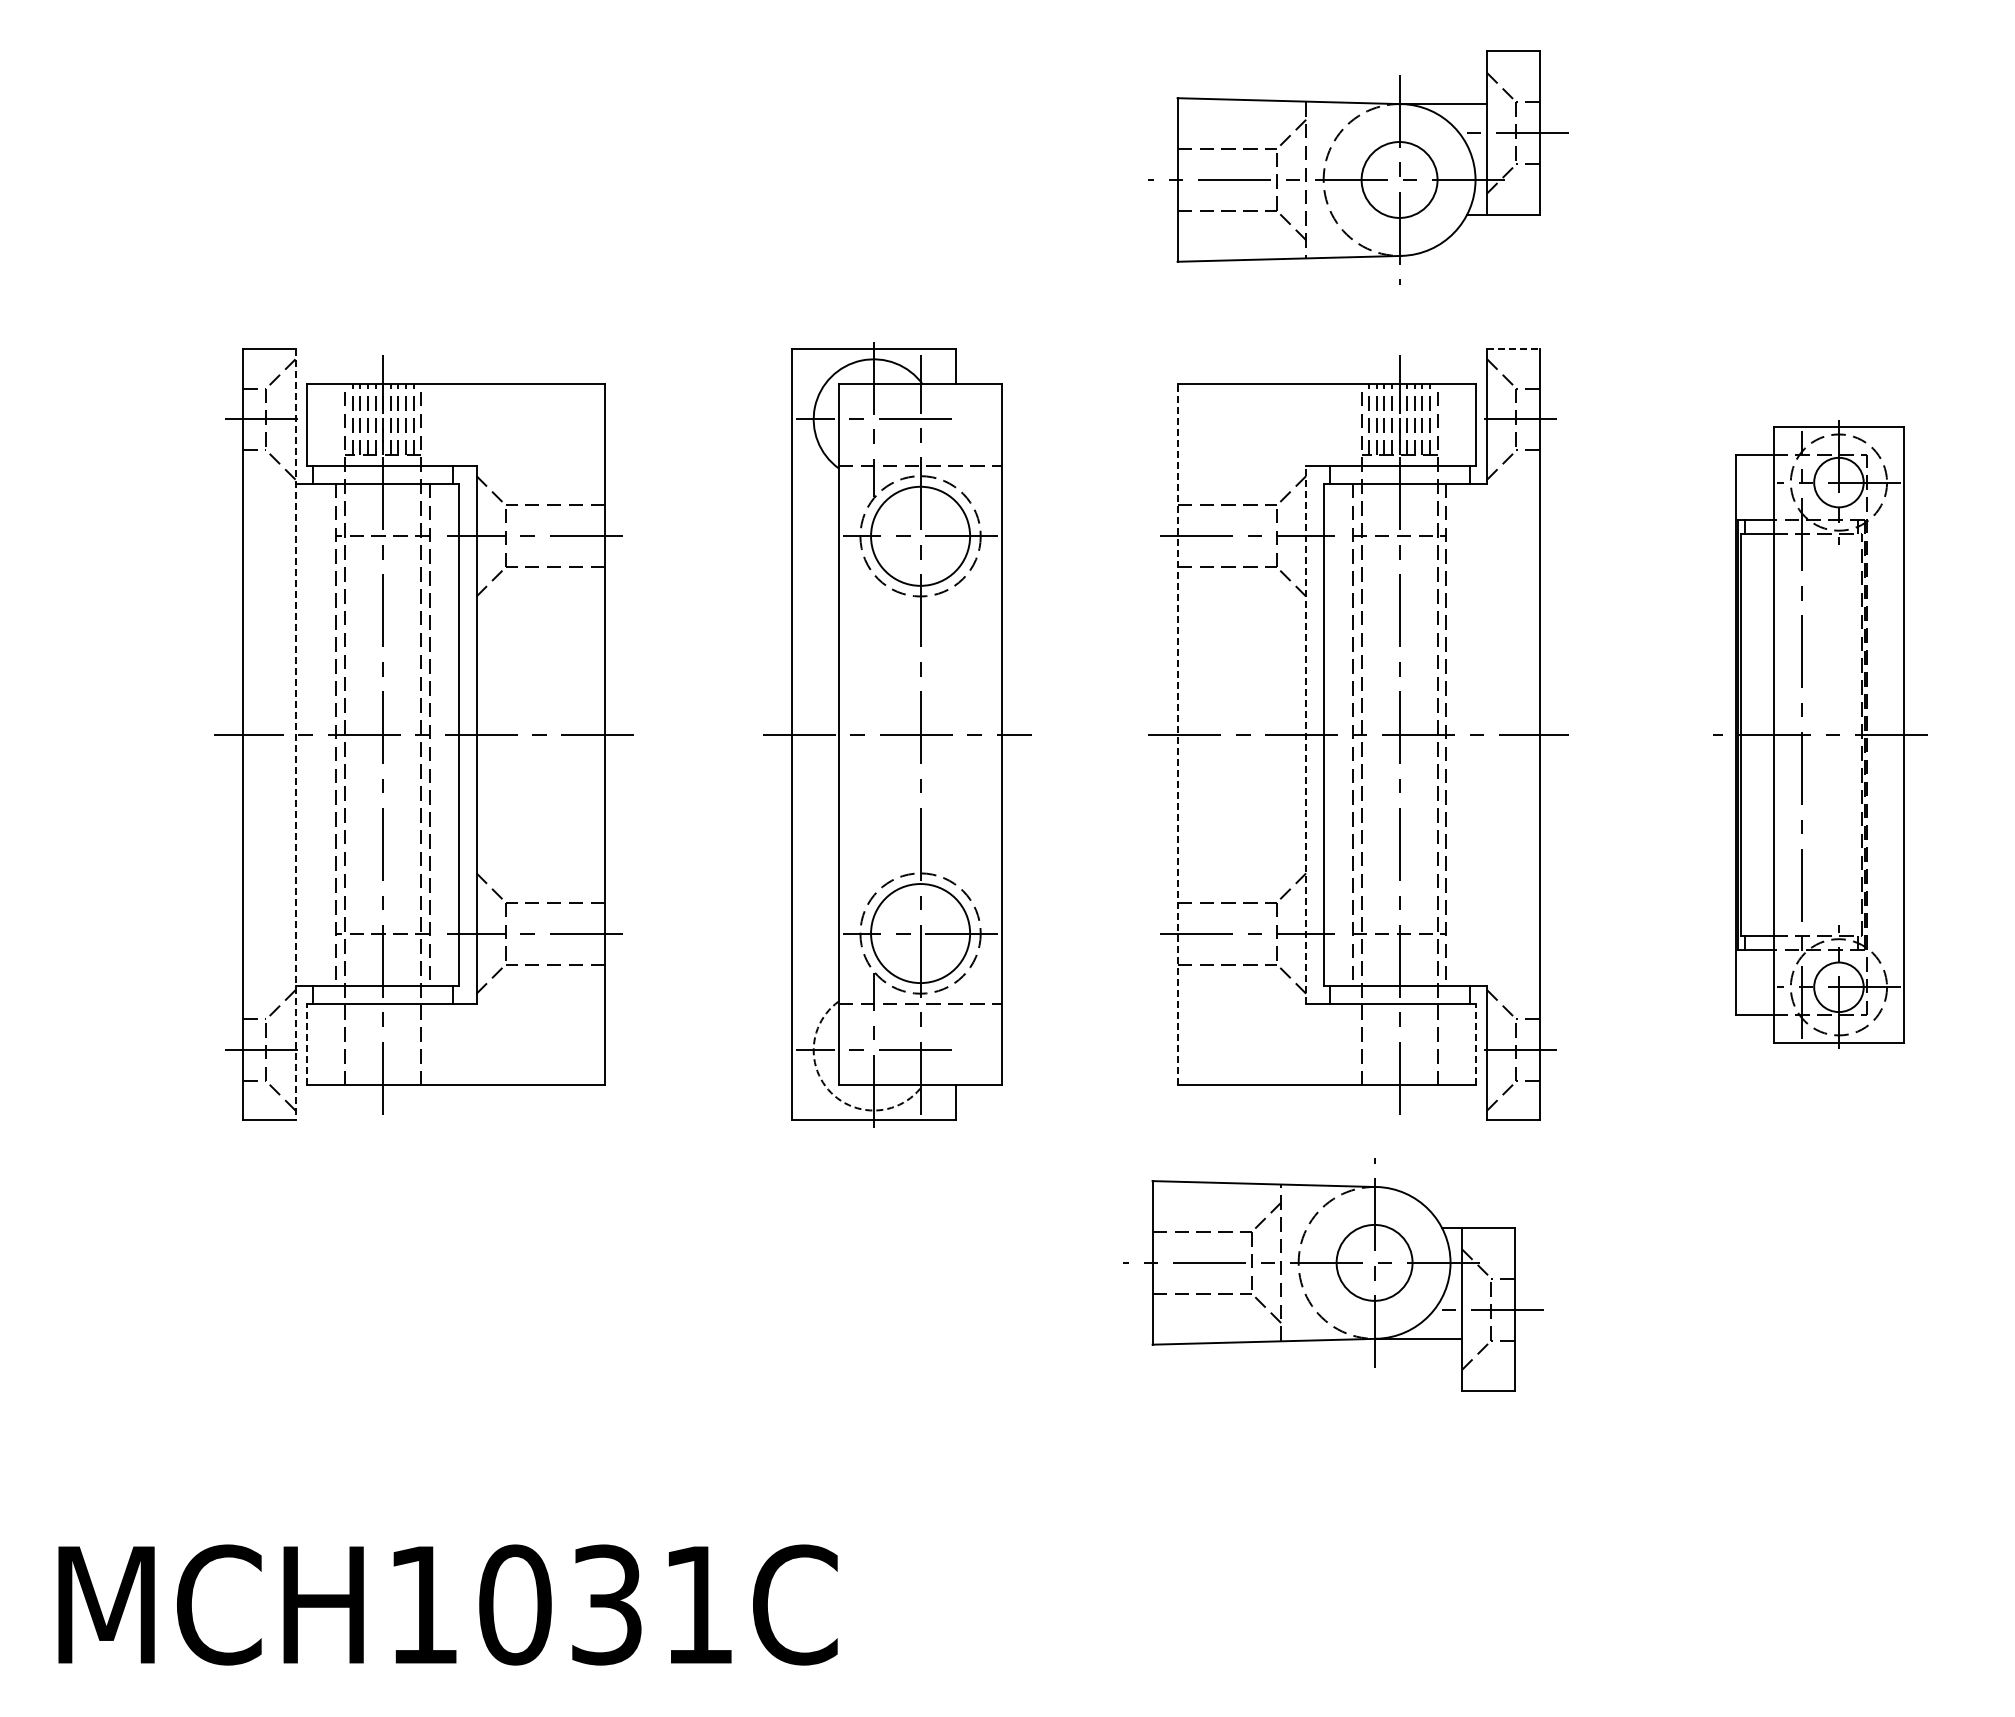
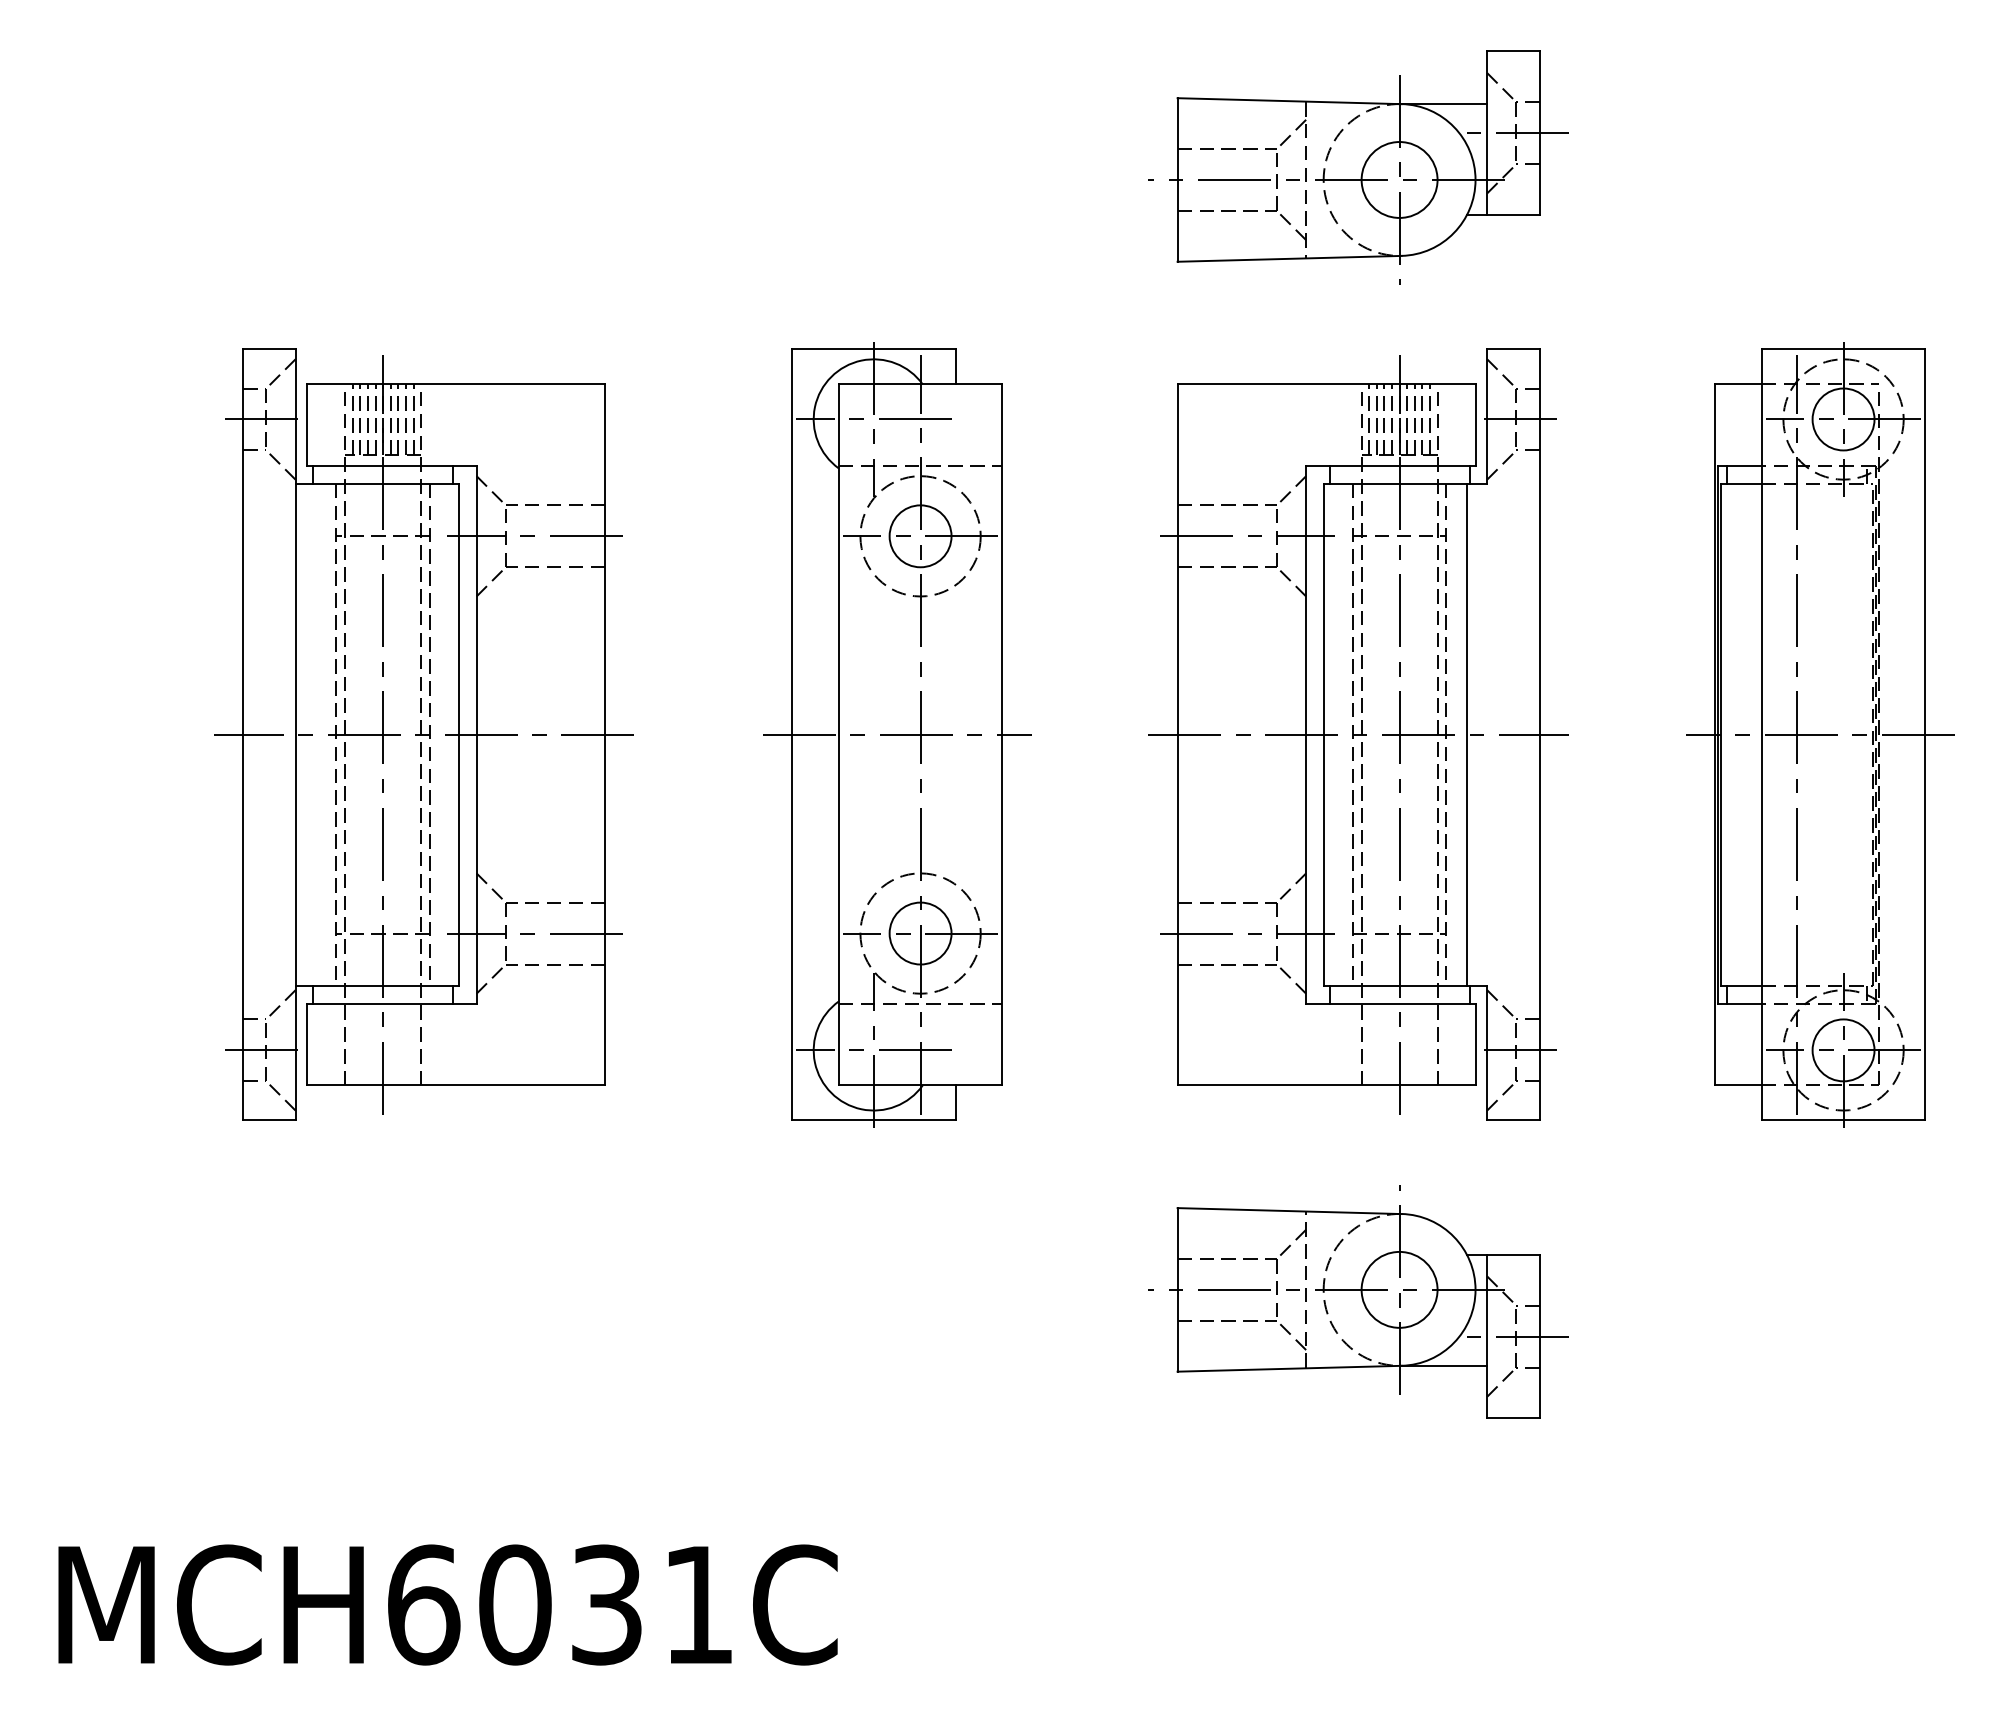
line: dashed -> solid (1514, 349)
circle diameter: 99 px -> 62 px (920, 536)
line: dashed -> solid (295, 734)
line: dashed -> solid (1177, 734)
line: dashed -> solid (1306, 734)
line: none -> present (1467, 734)
part size: 215x629 px -> 269x786 px (1820, 734)
circle diameter: 99 px -> 62 px (920, 933)
line: dashed -> solid (307, 1044)
line: dashed -> solid (1475, 1044)
arc: dashed -> solid (831, 1092)
part position: (1333, 1274) -> (1358, 1301) (1358, 1301)
text: MCH1031C -> MCH6031C (424, 1604)
